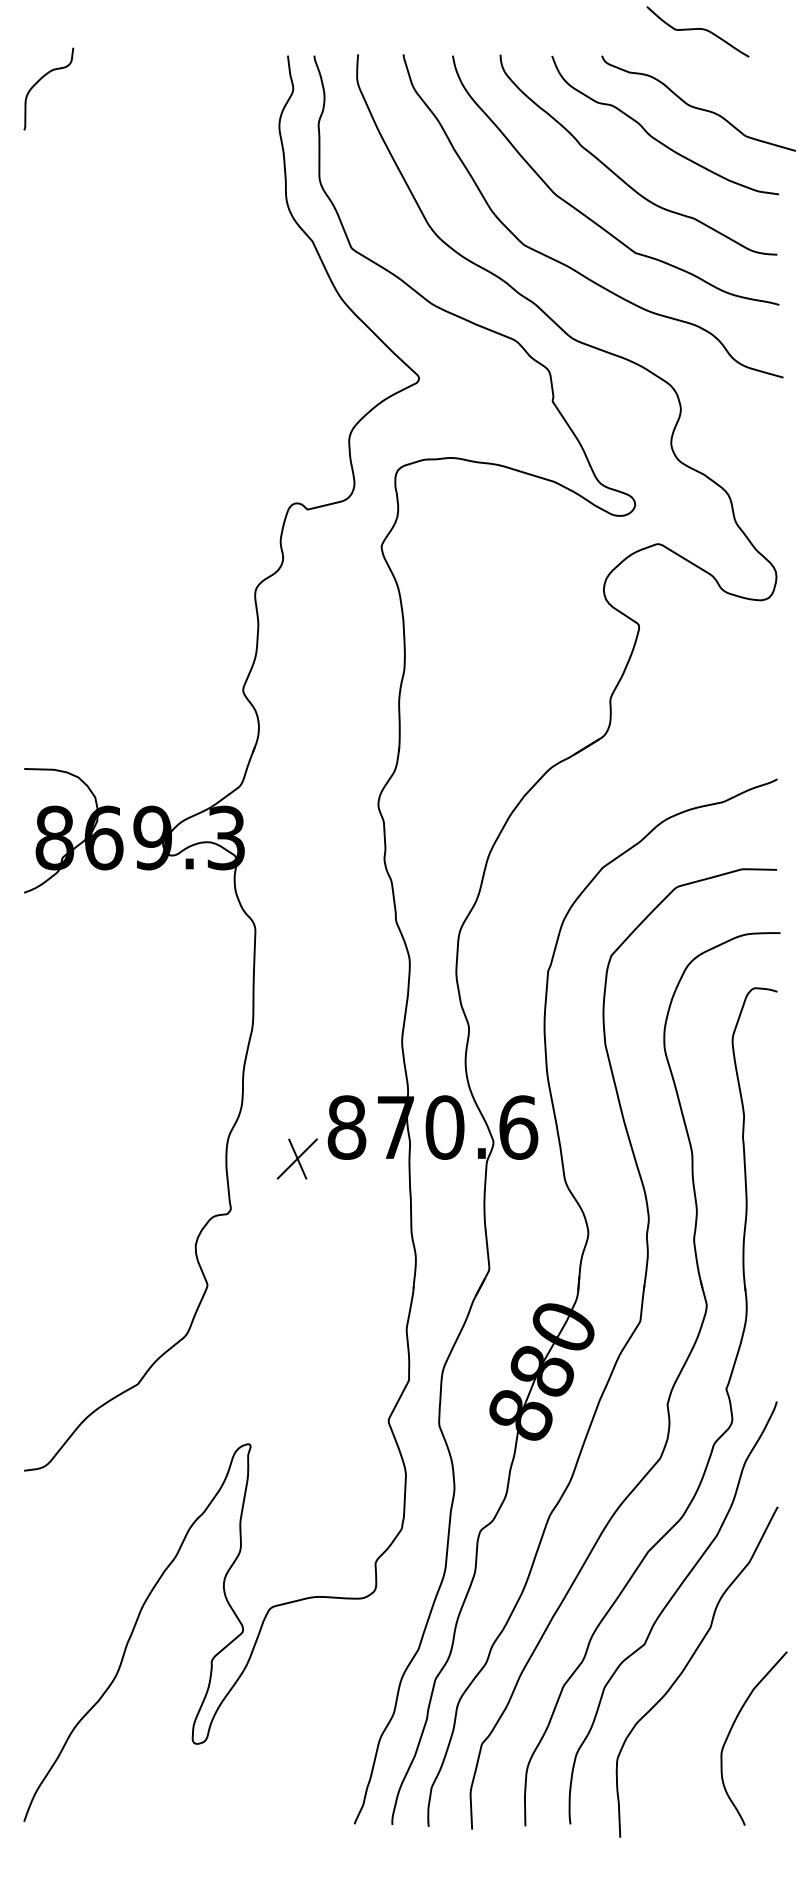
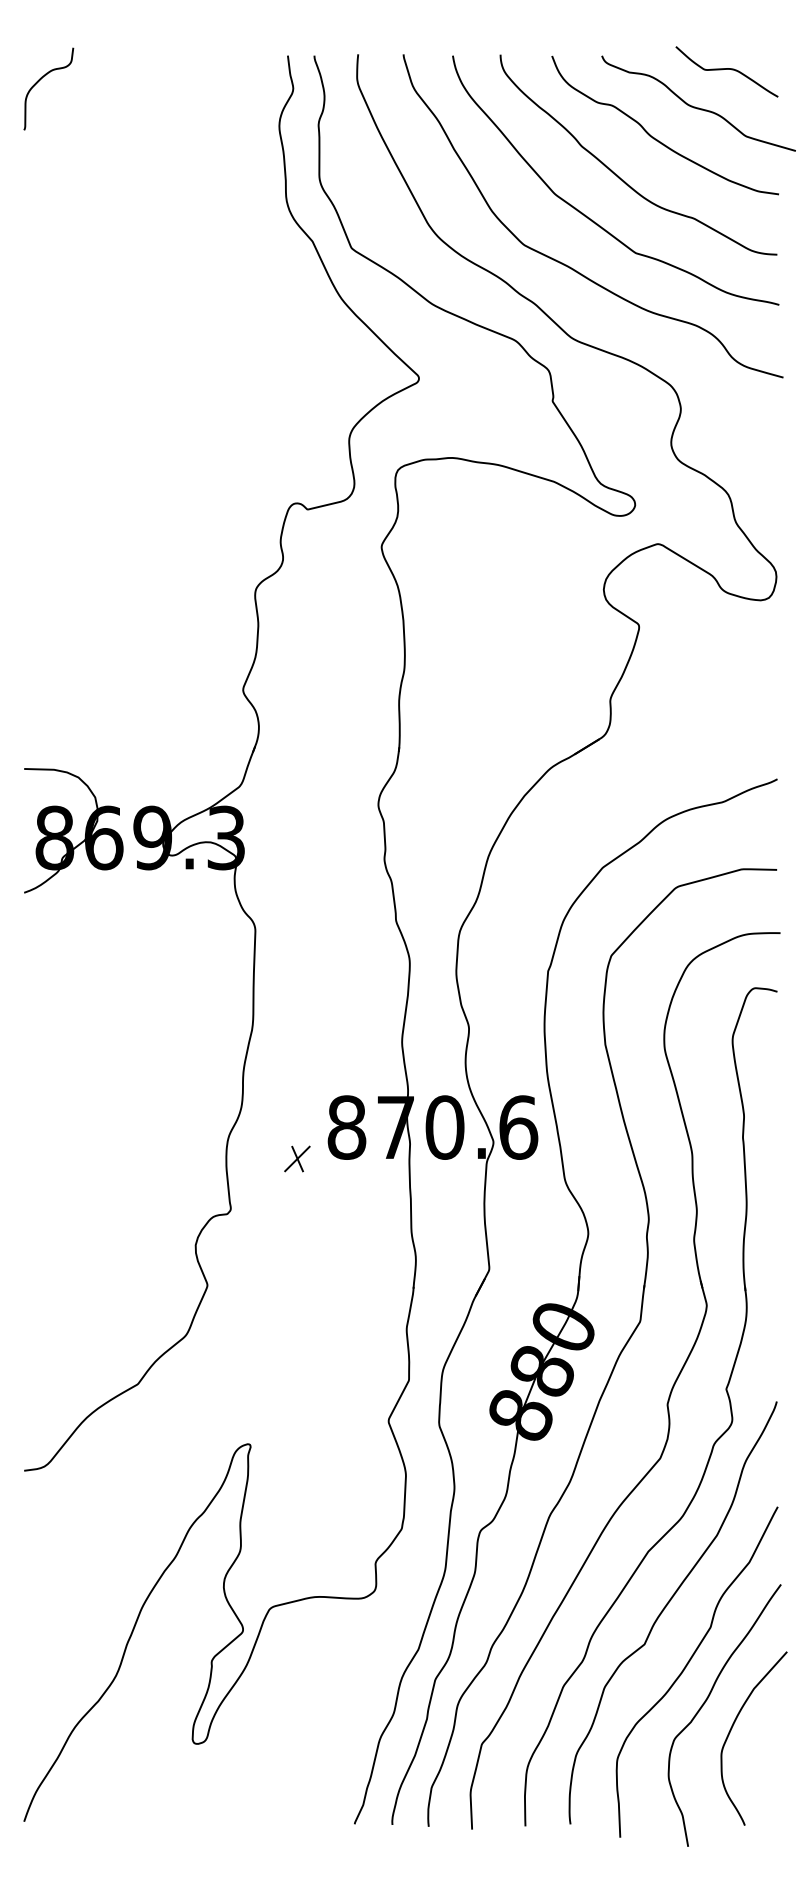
curve position: (697, 29) -> (726, 69) (726, 69)
part size: 42x42 px -> 27x28 px (297, 1158)
curve: none -> present (705, 1703)
